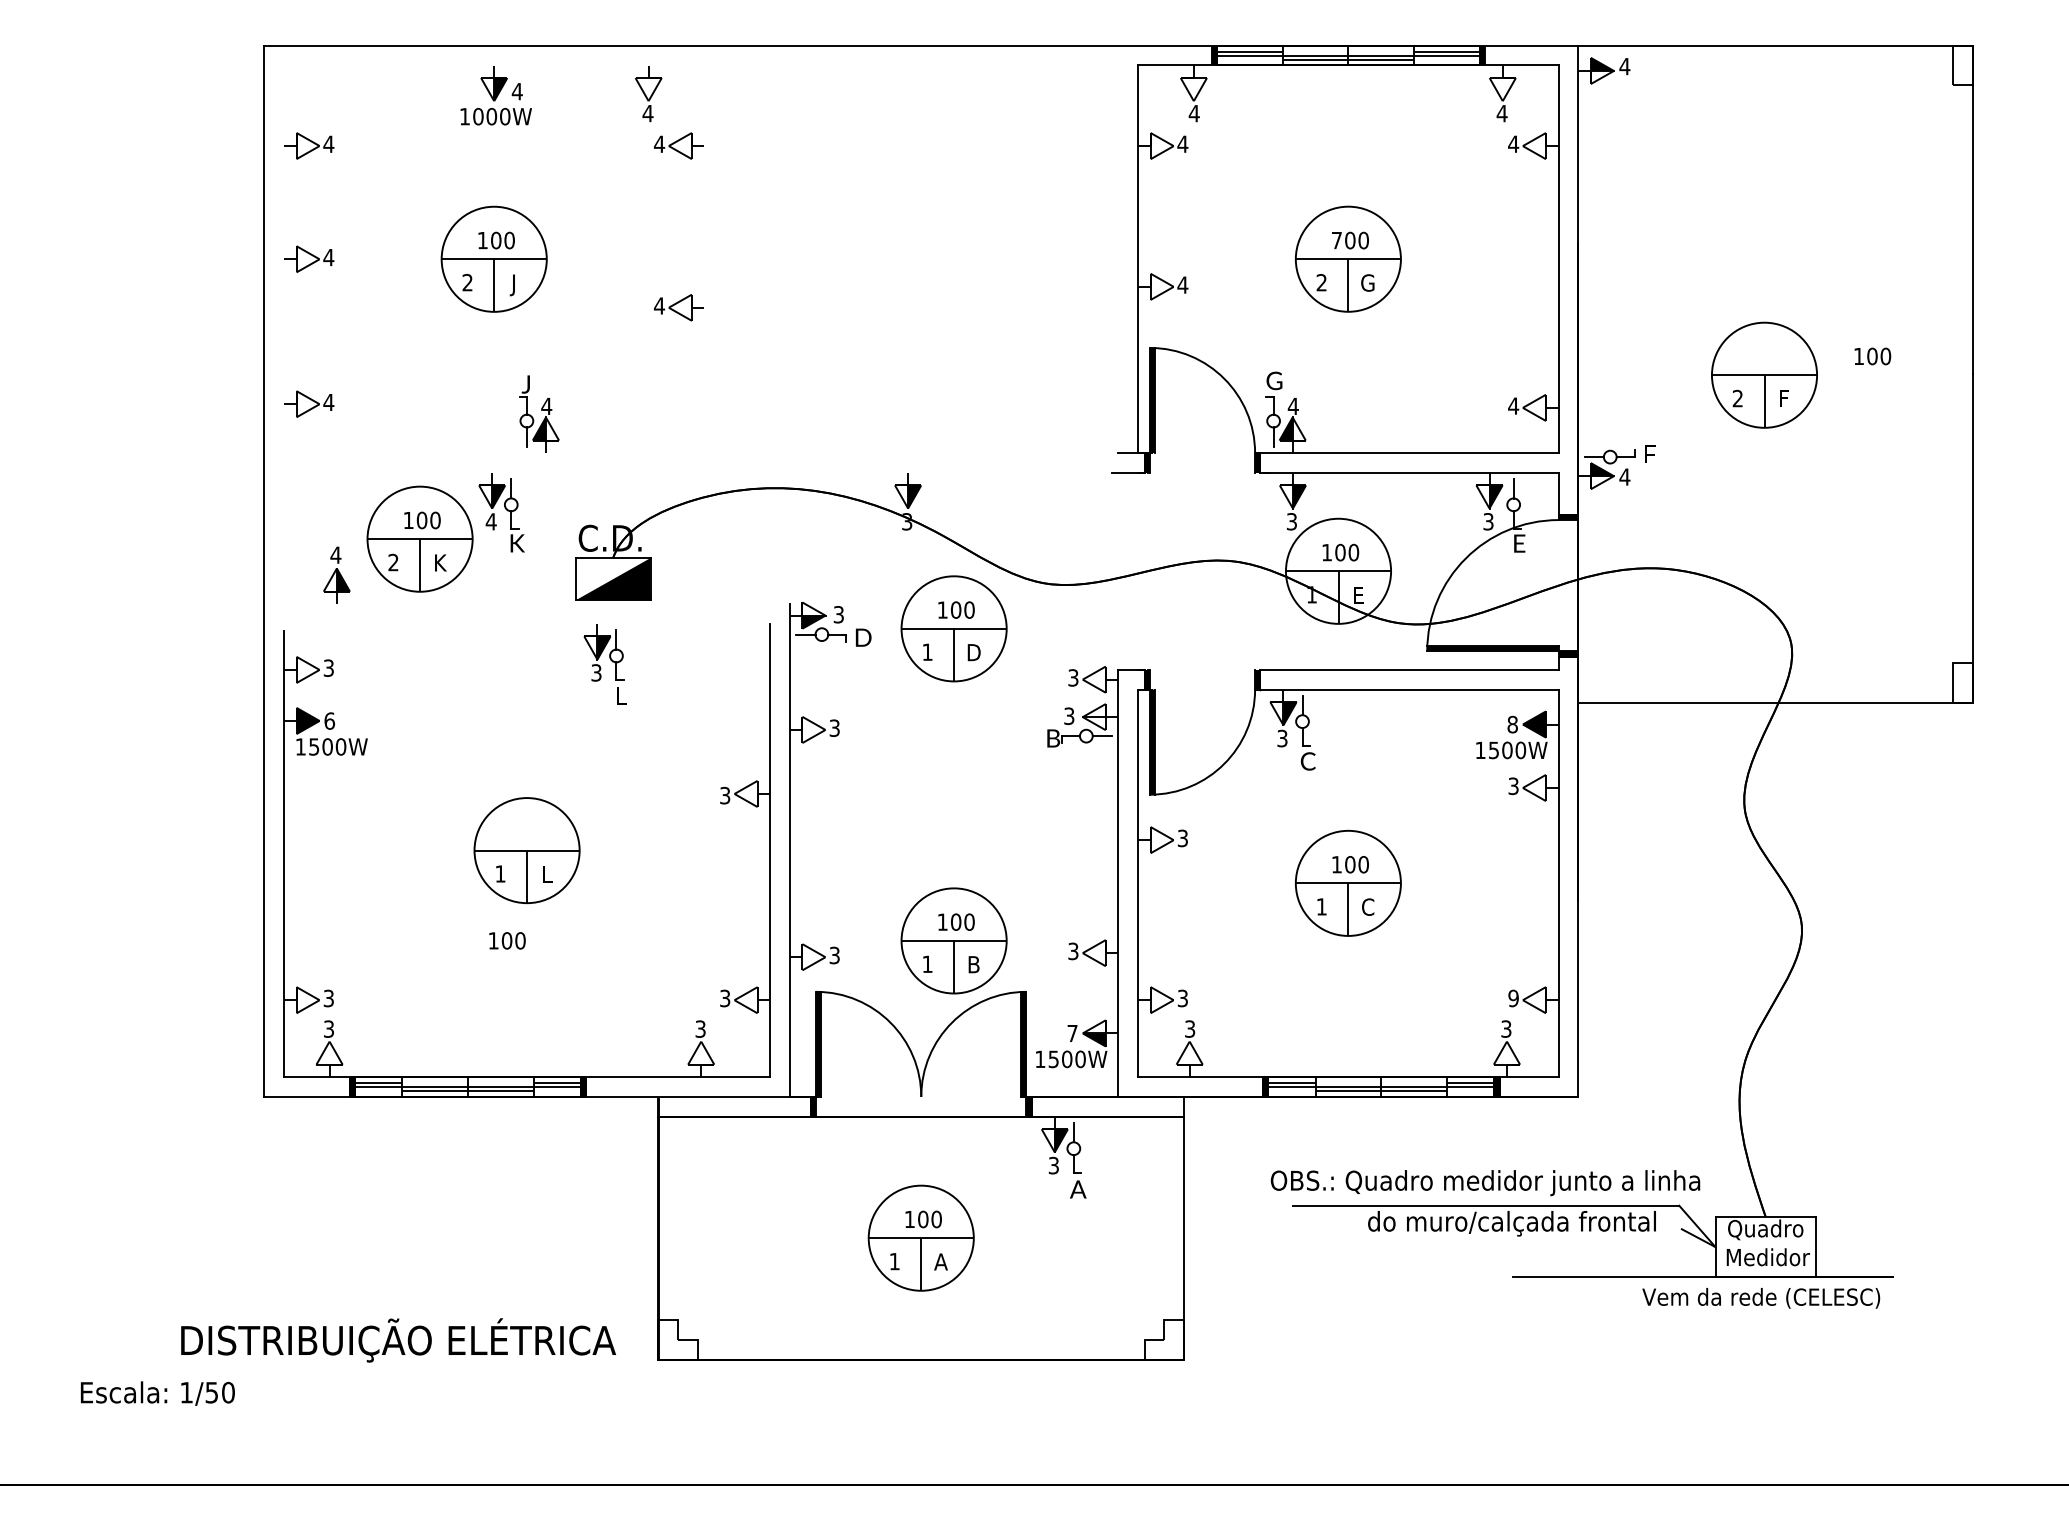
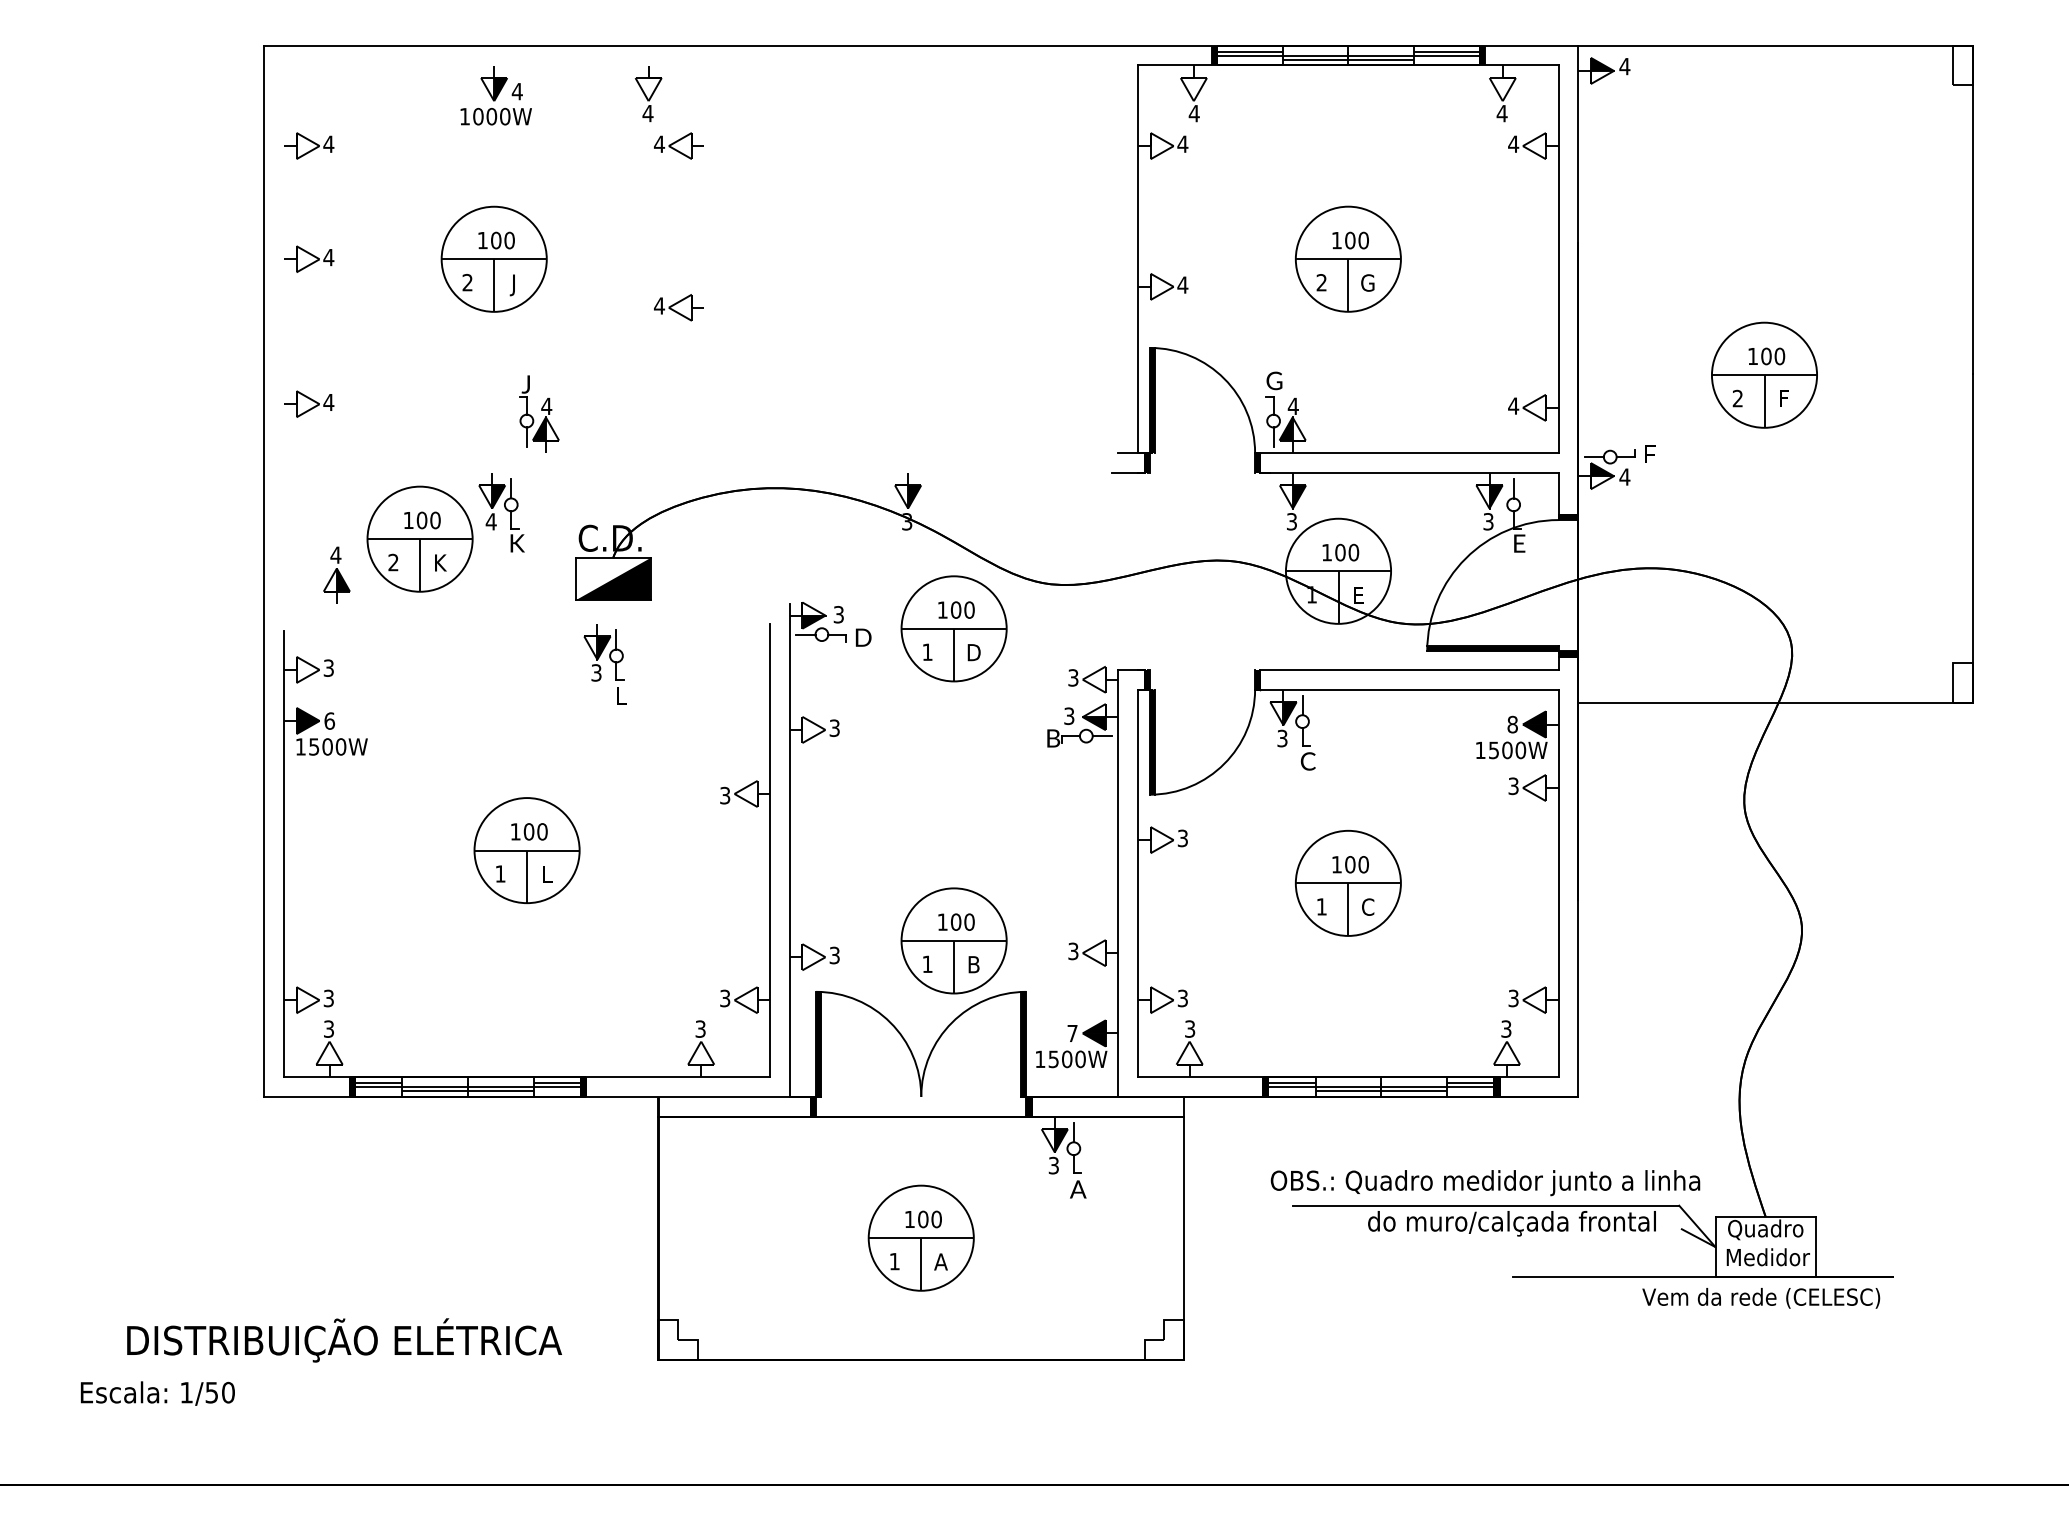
text: 700 -> 100 (1336, 240)
text position: (1872, 356) -> (1766, 356) (1766, 356)
fill: none -> present (1093, 723)
text position: (507, 940) -> (529, 831) (529, 831)
text: 9 -> 3 (1513, 998)
fill: none -> present (1093, 1026)
text position: (398, 1340) -> (344, 1340) (344, 1340)
